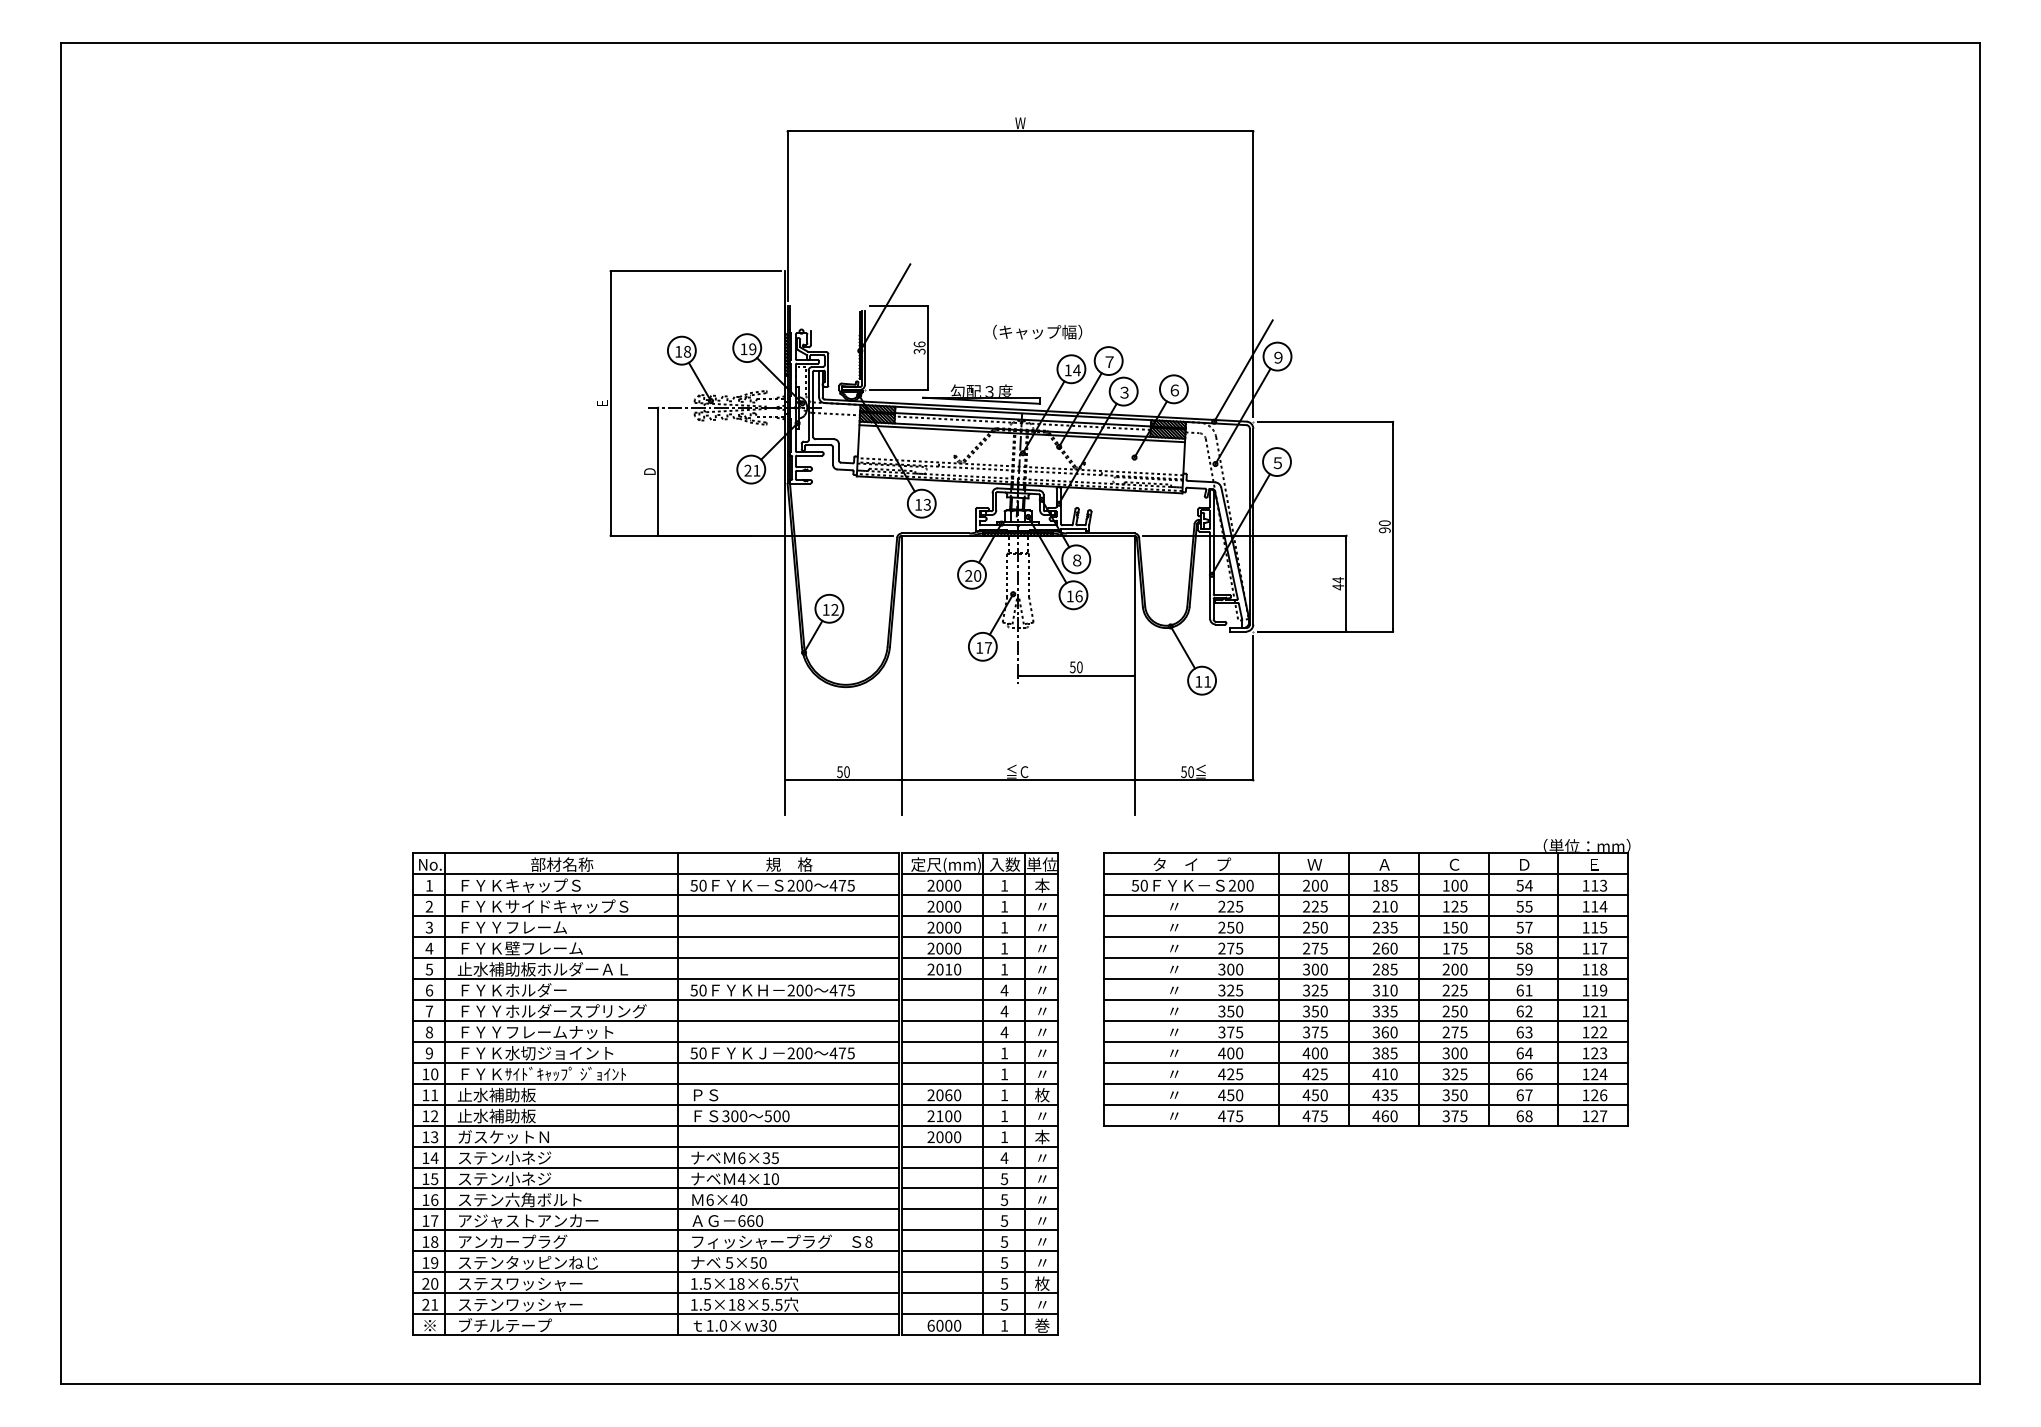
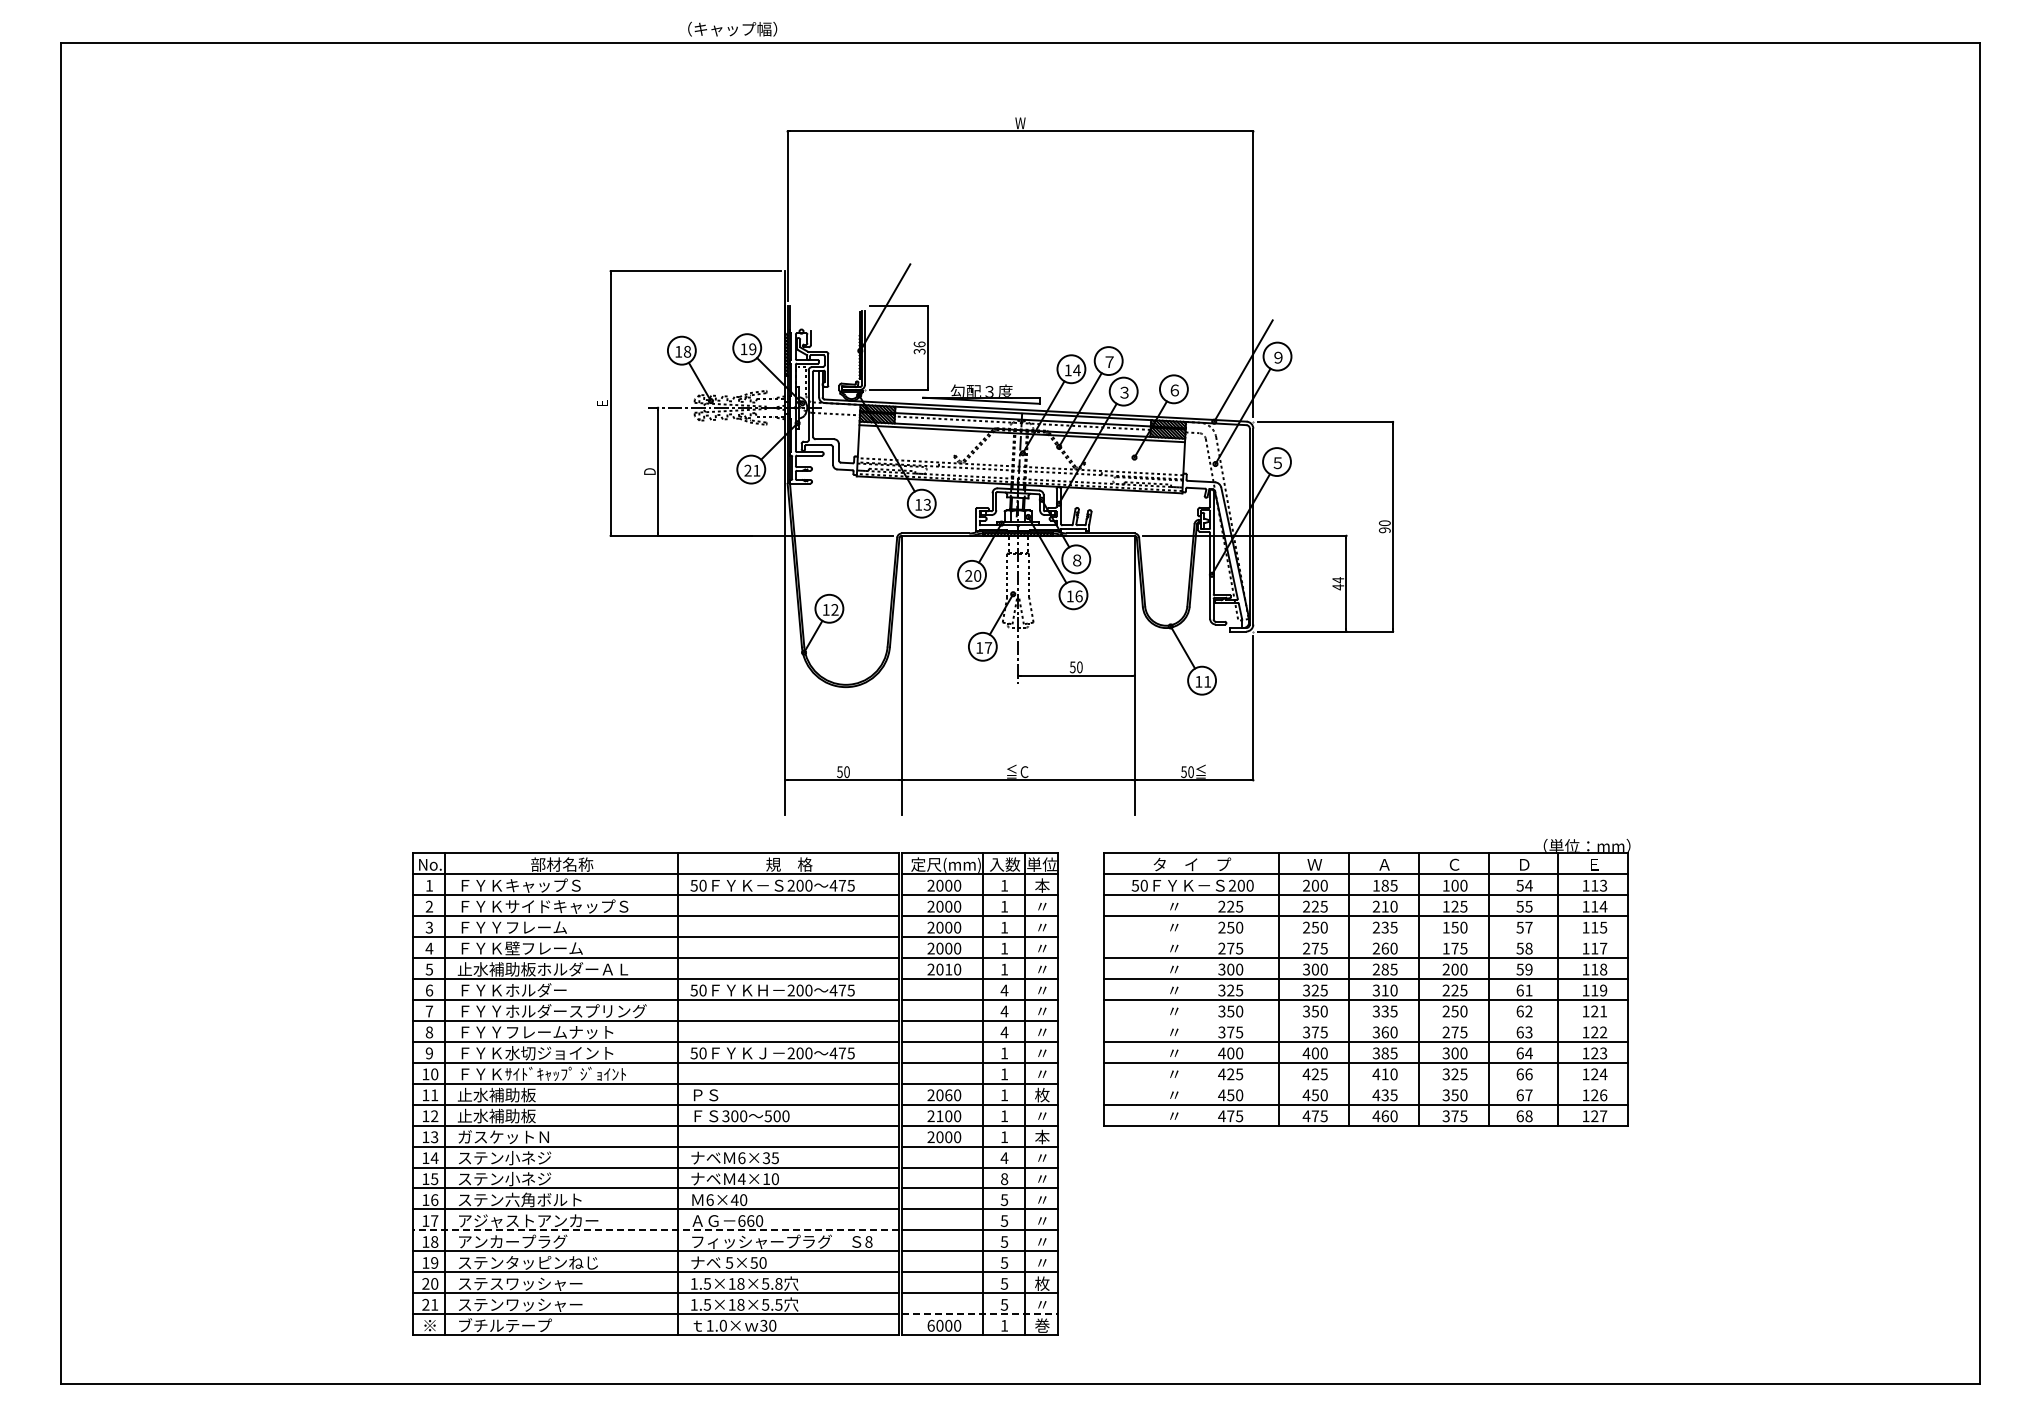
text position: (1037, 331) -> (732, 28) (732, 28)
line: present -> none (1366, 937)
line: present -> none (1366, 1020)
line: present -> none (1366, 1083)
text: 5 -> 8 (1004, 1178)
line: solid -> dashed (655, 1230)
text: 1.5×18×6.5 -> 1.5×18×5.8 (772, 1283)
line: solid -> dashed (979, 1314)
